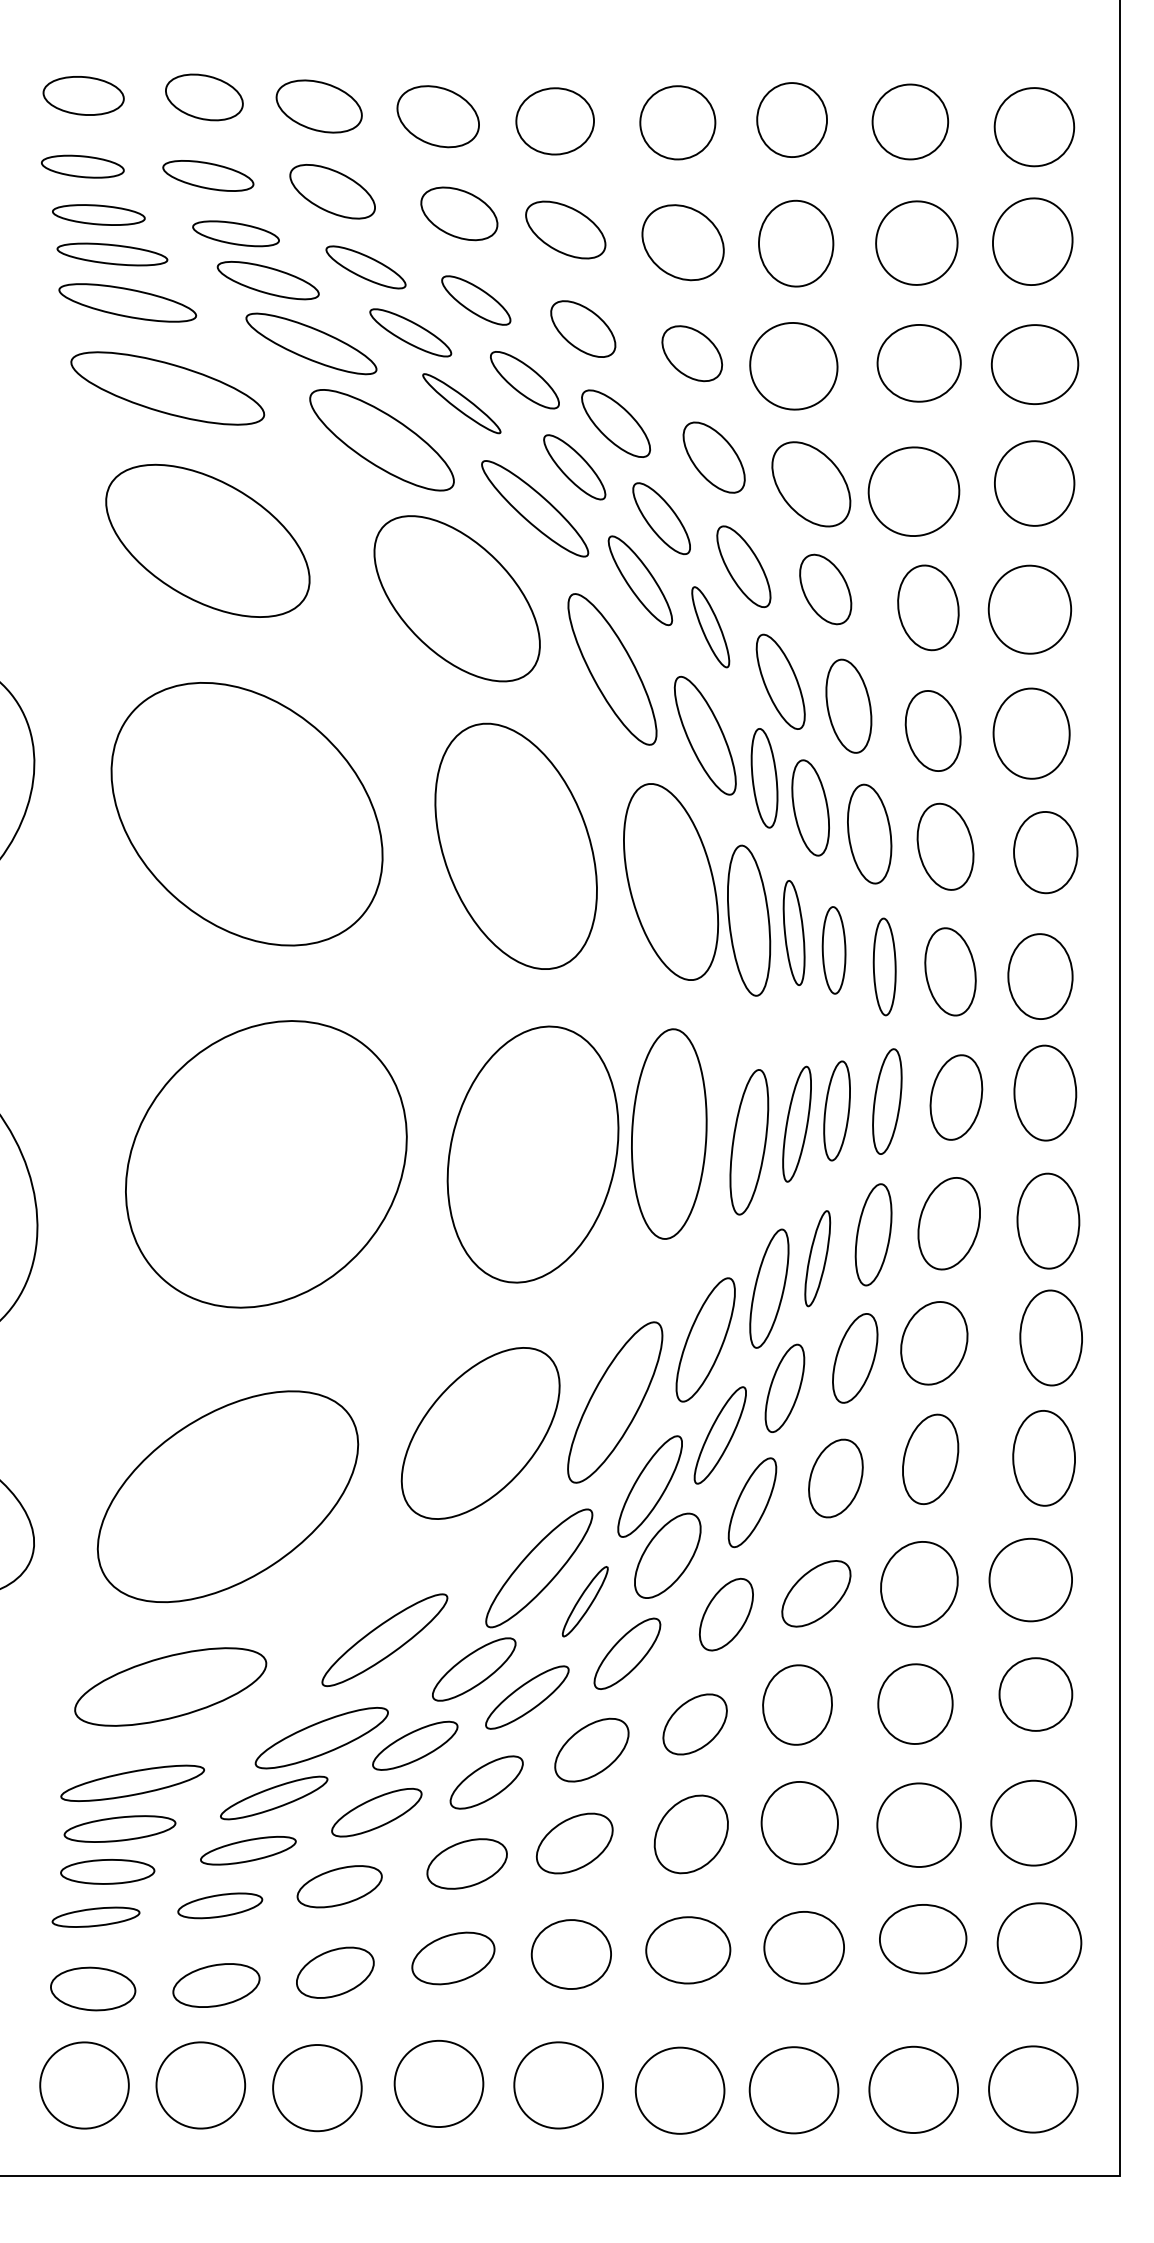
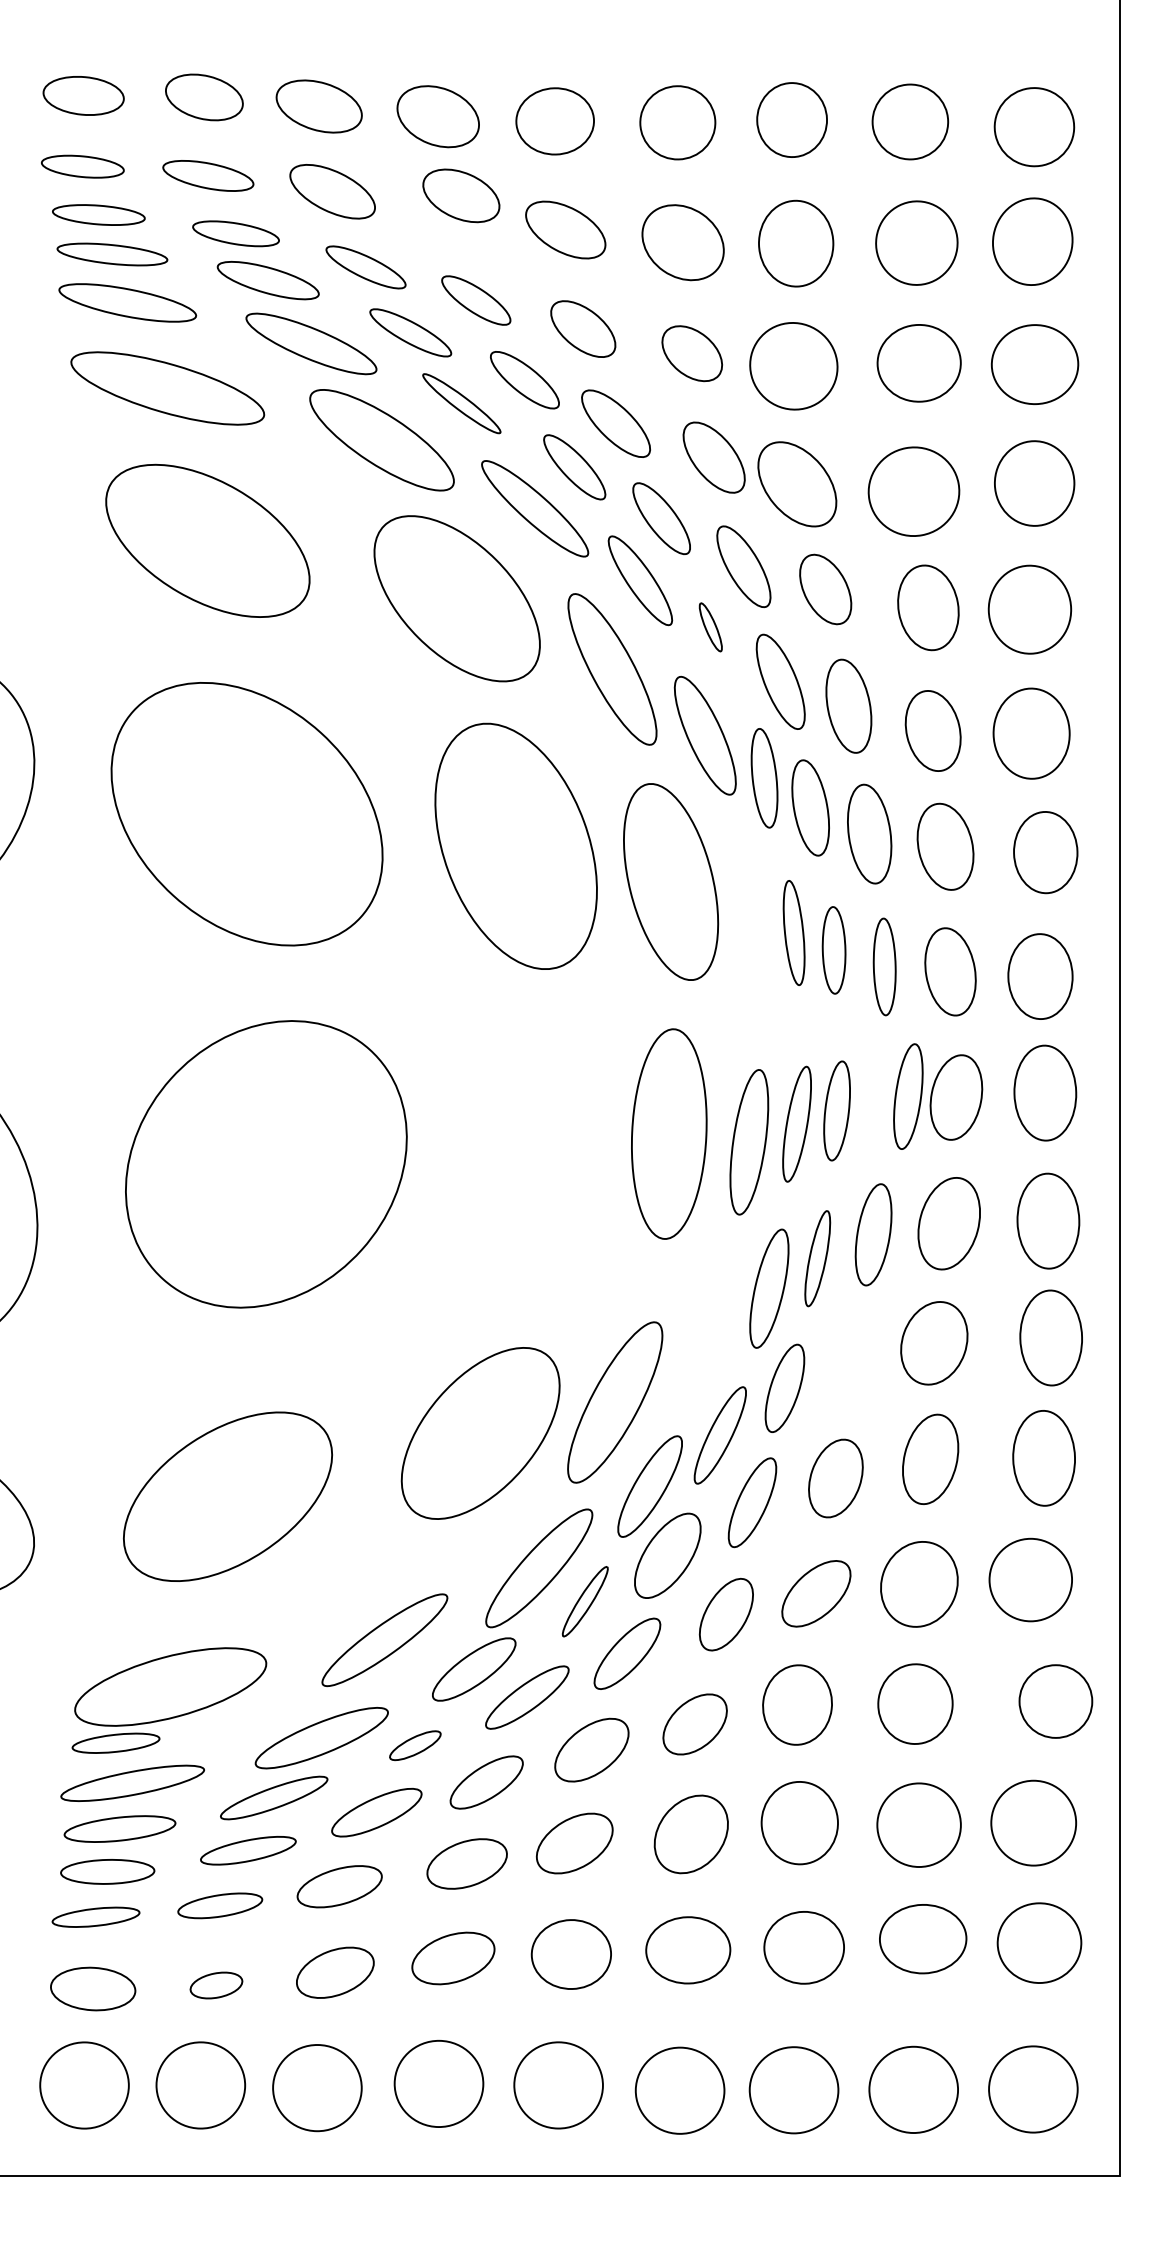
part position: (459, 213) -> (461, 195) (461, 195)
part position: (811, 484) -> (797, 484) (797, 484)
part size: 40x83 px -> 25x51 px (710, 627)
part: present -> none (749, 920)
part position: (887, 1101) -> (908, 1096) (908, 1096)
part: present -> none (532, 1154)
part: present -> none (705, 1339)
part: present -> none (855, 1358)
part size: 264x214 px -> 210x171 px (227, 1496)
curve position: (1001, 1688) -> (1021, 1695) (1021, 1695)
part: none -> present (115, 1742)
part size: 87x51 px -> 53x32 px (415, 1745)
part size: 89x45 px -> 55x29 px (216, 1985)
